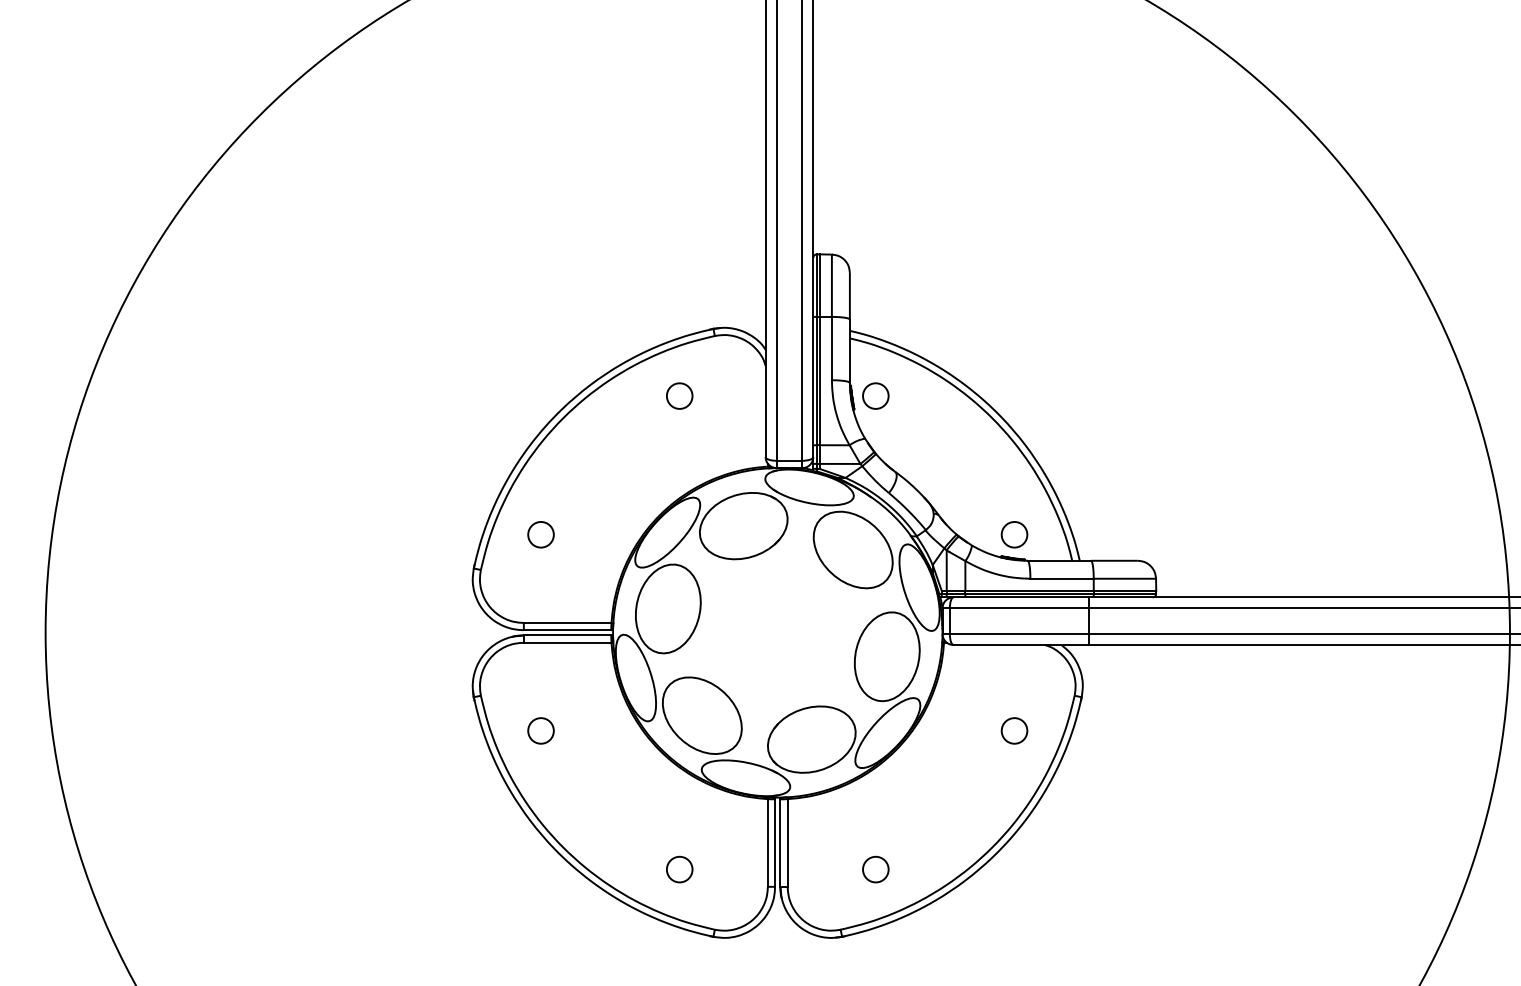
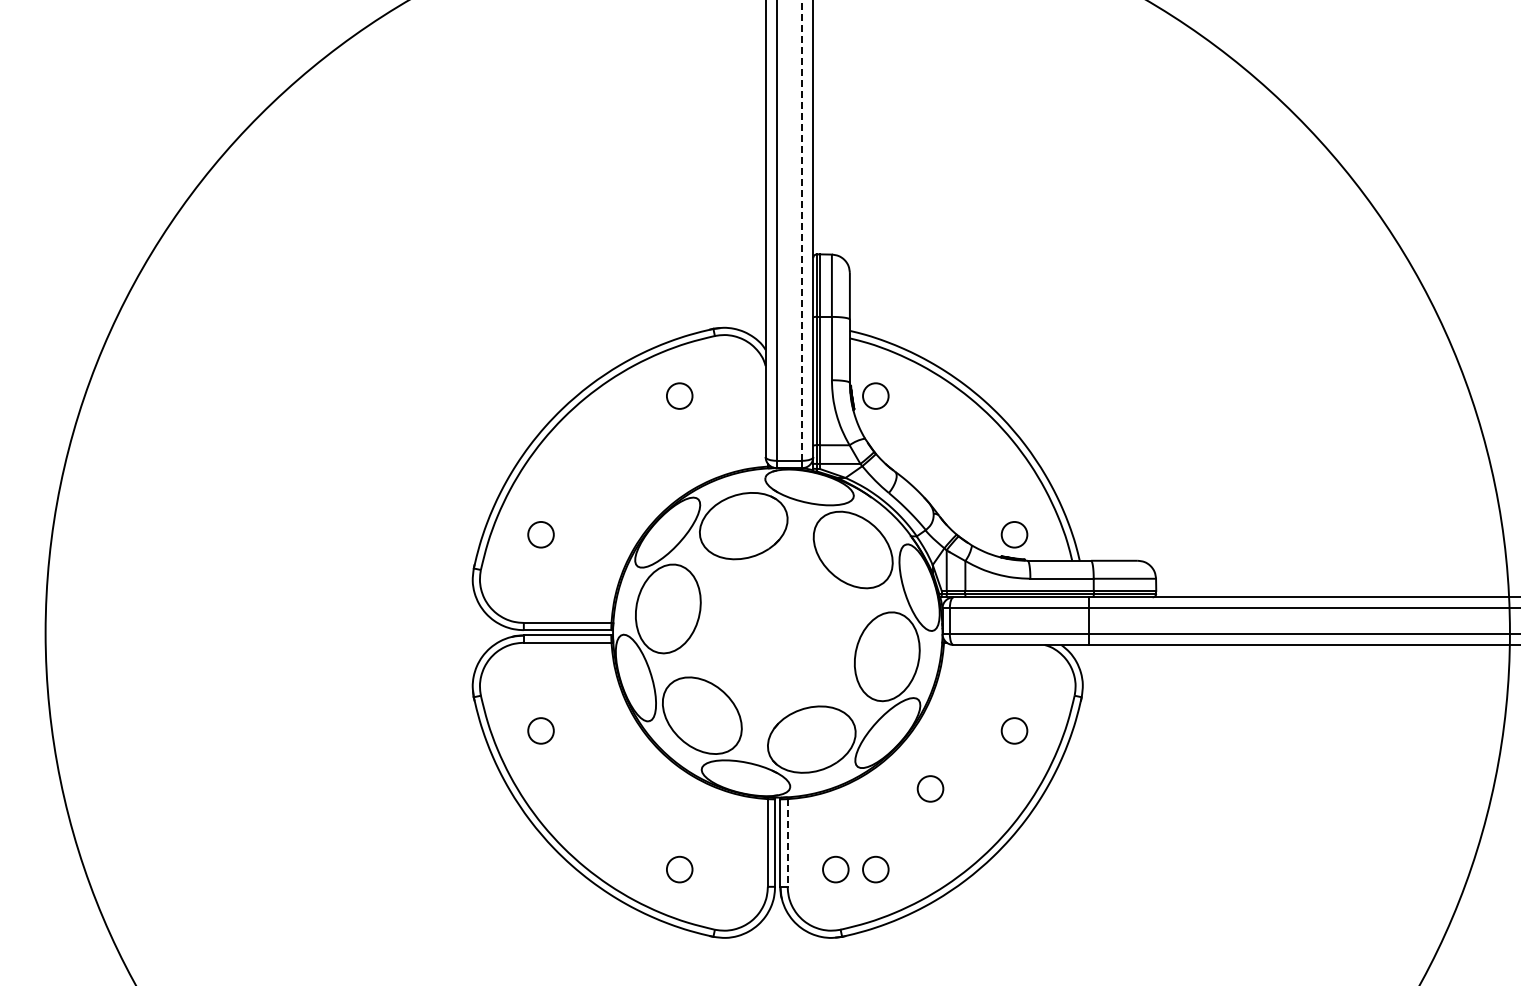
line: solid -> dashed (802, 230)
circle: none -> present (930, 788)
line: solid -> dashed (787, 842)
circle: none -> present (835, 869)
